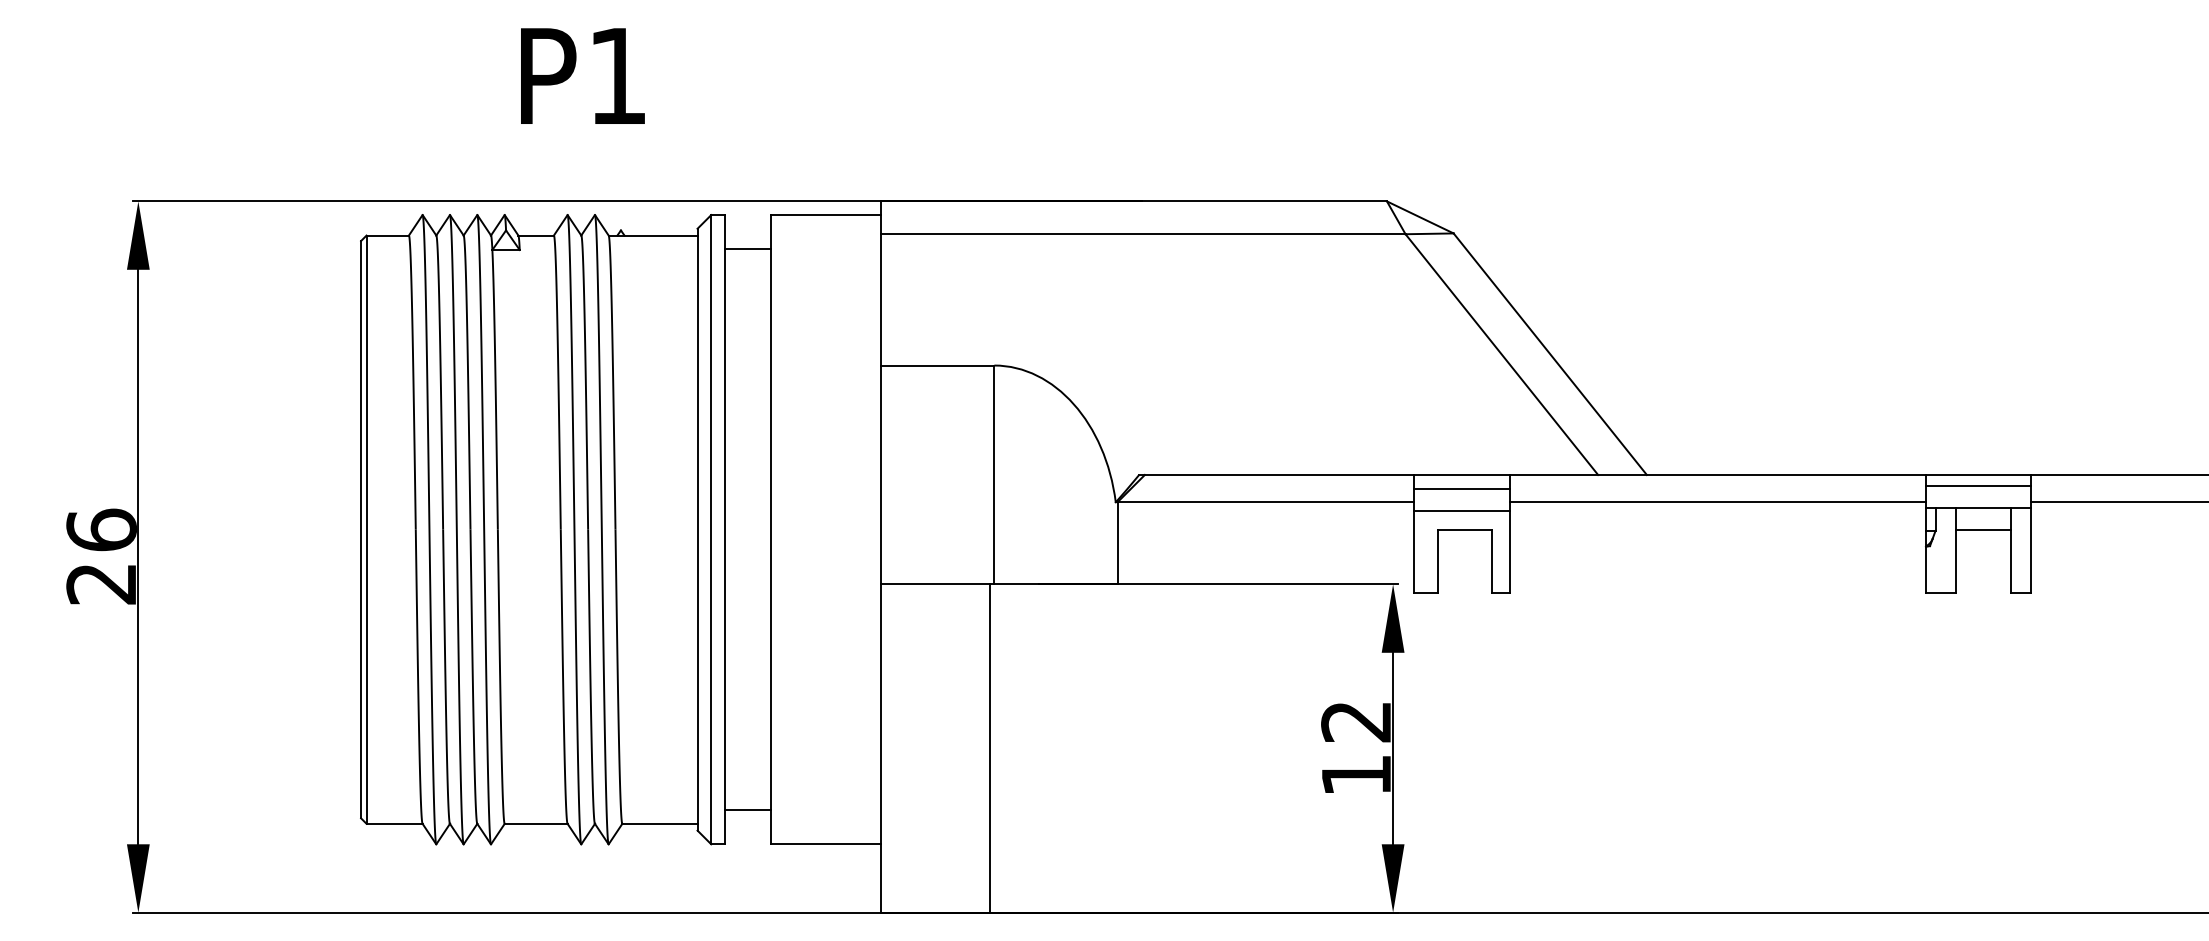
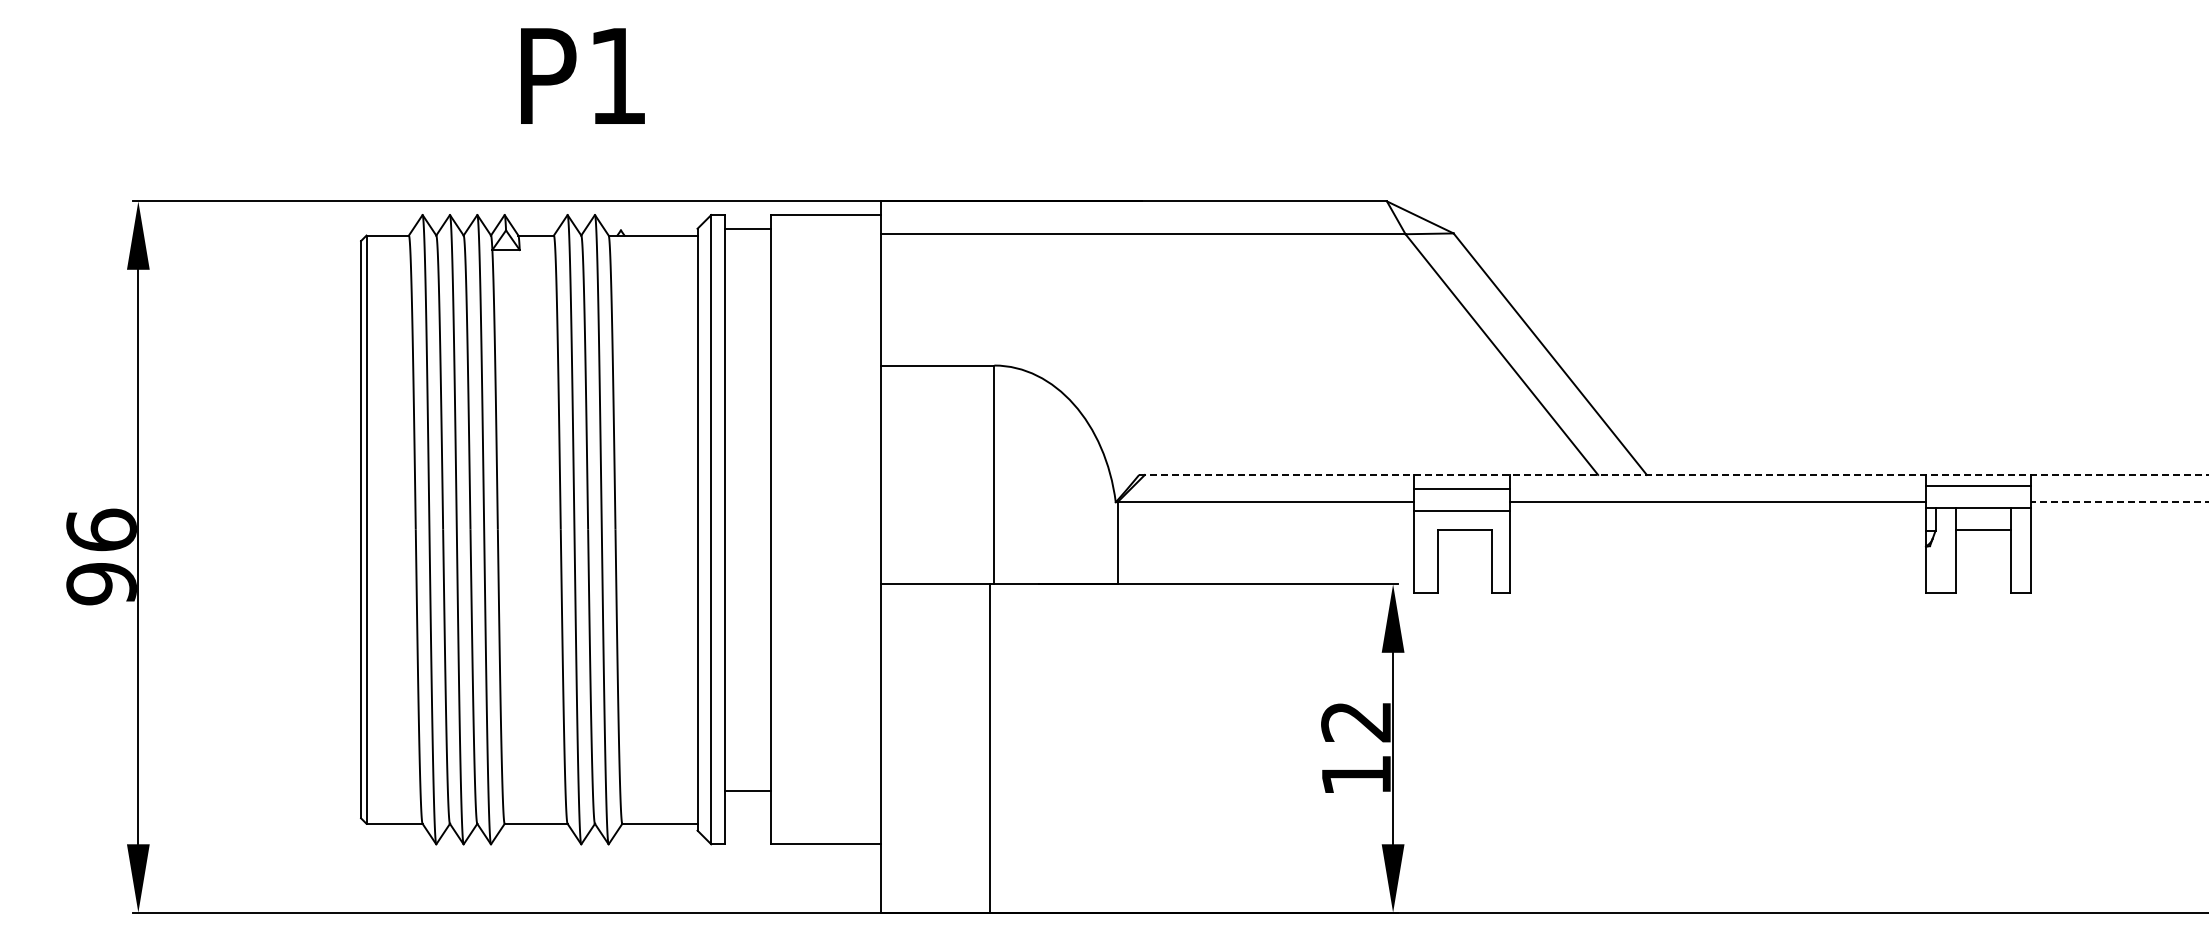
line position: (747, 249) -> (747, 229) (747, 229)
line: solid -> dashed (1674, 474)
line: solid -> dashed (2119, 502)
text: 26 -> 96 (101, 584)
line position: (747, 810) -> (747, 791) (747, 791)
